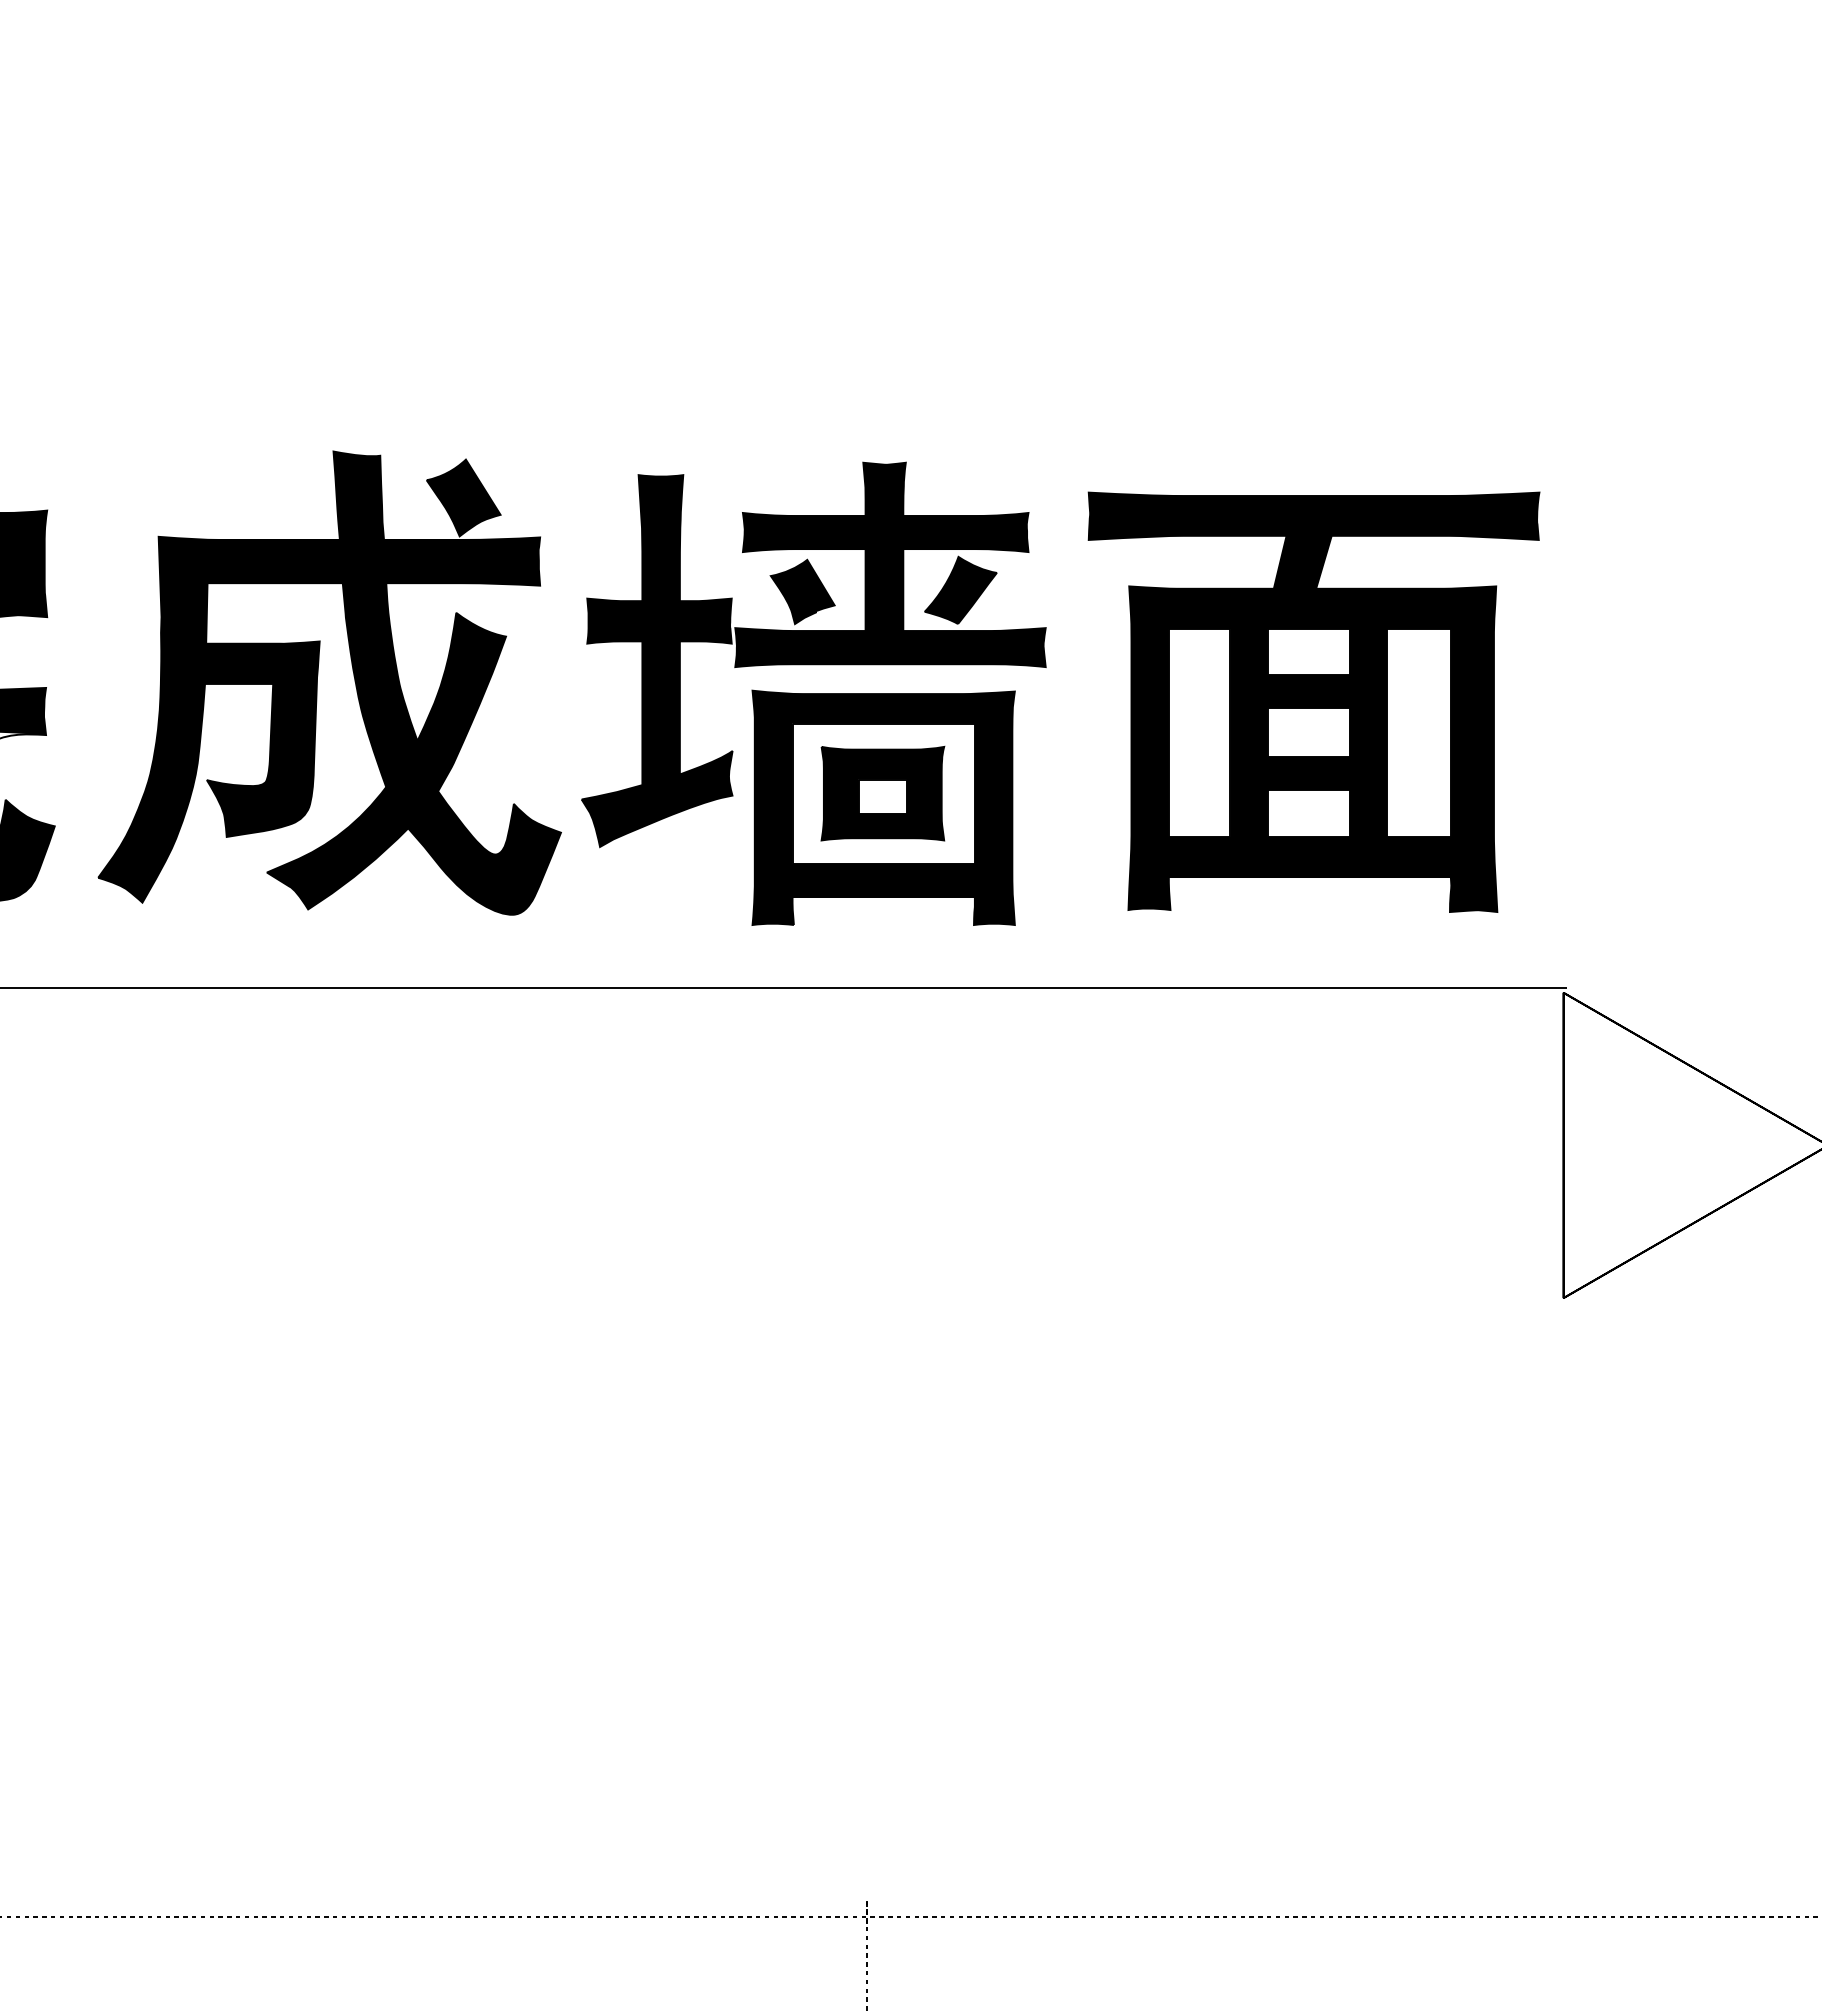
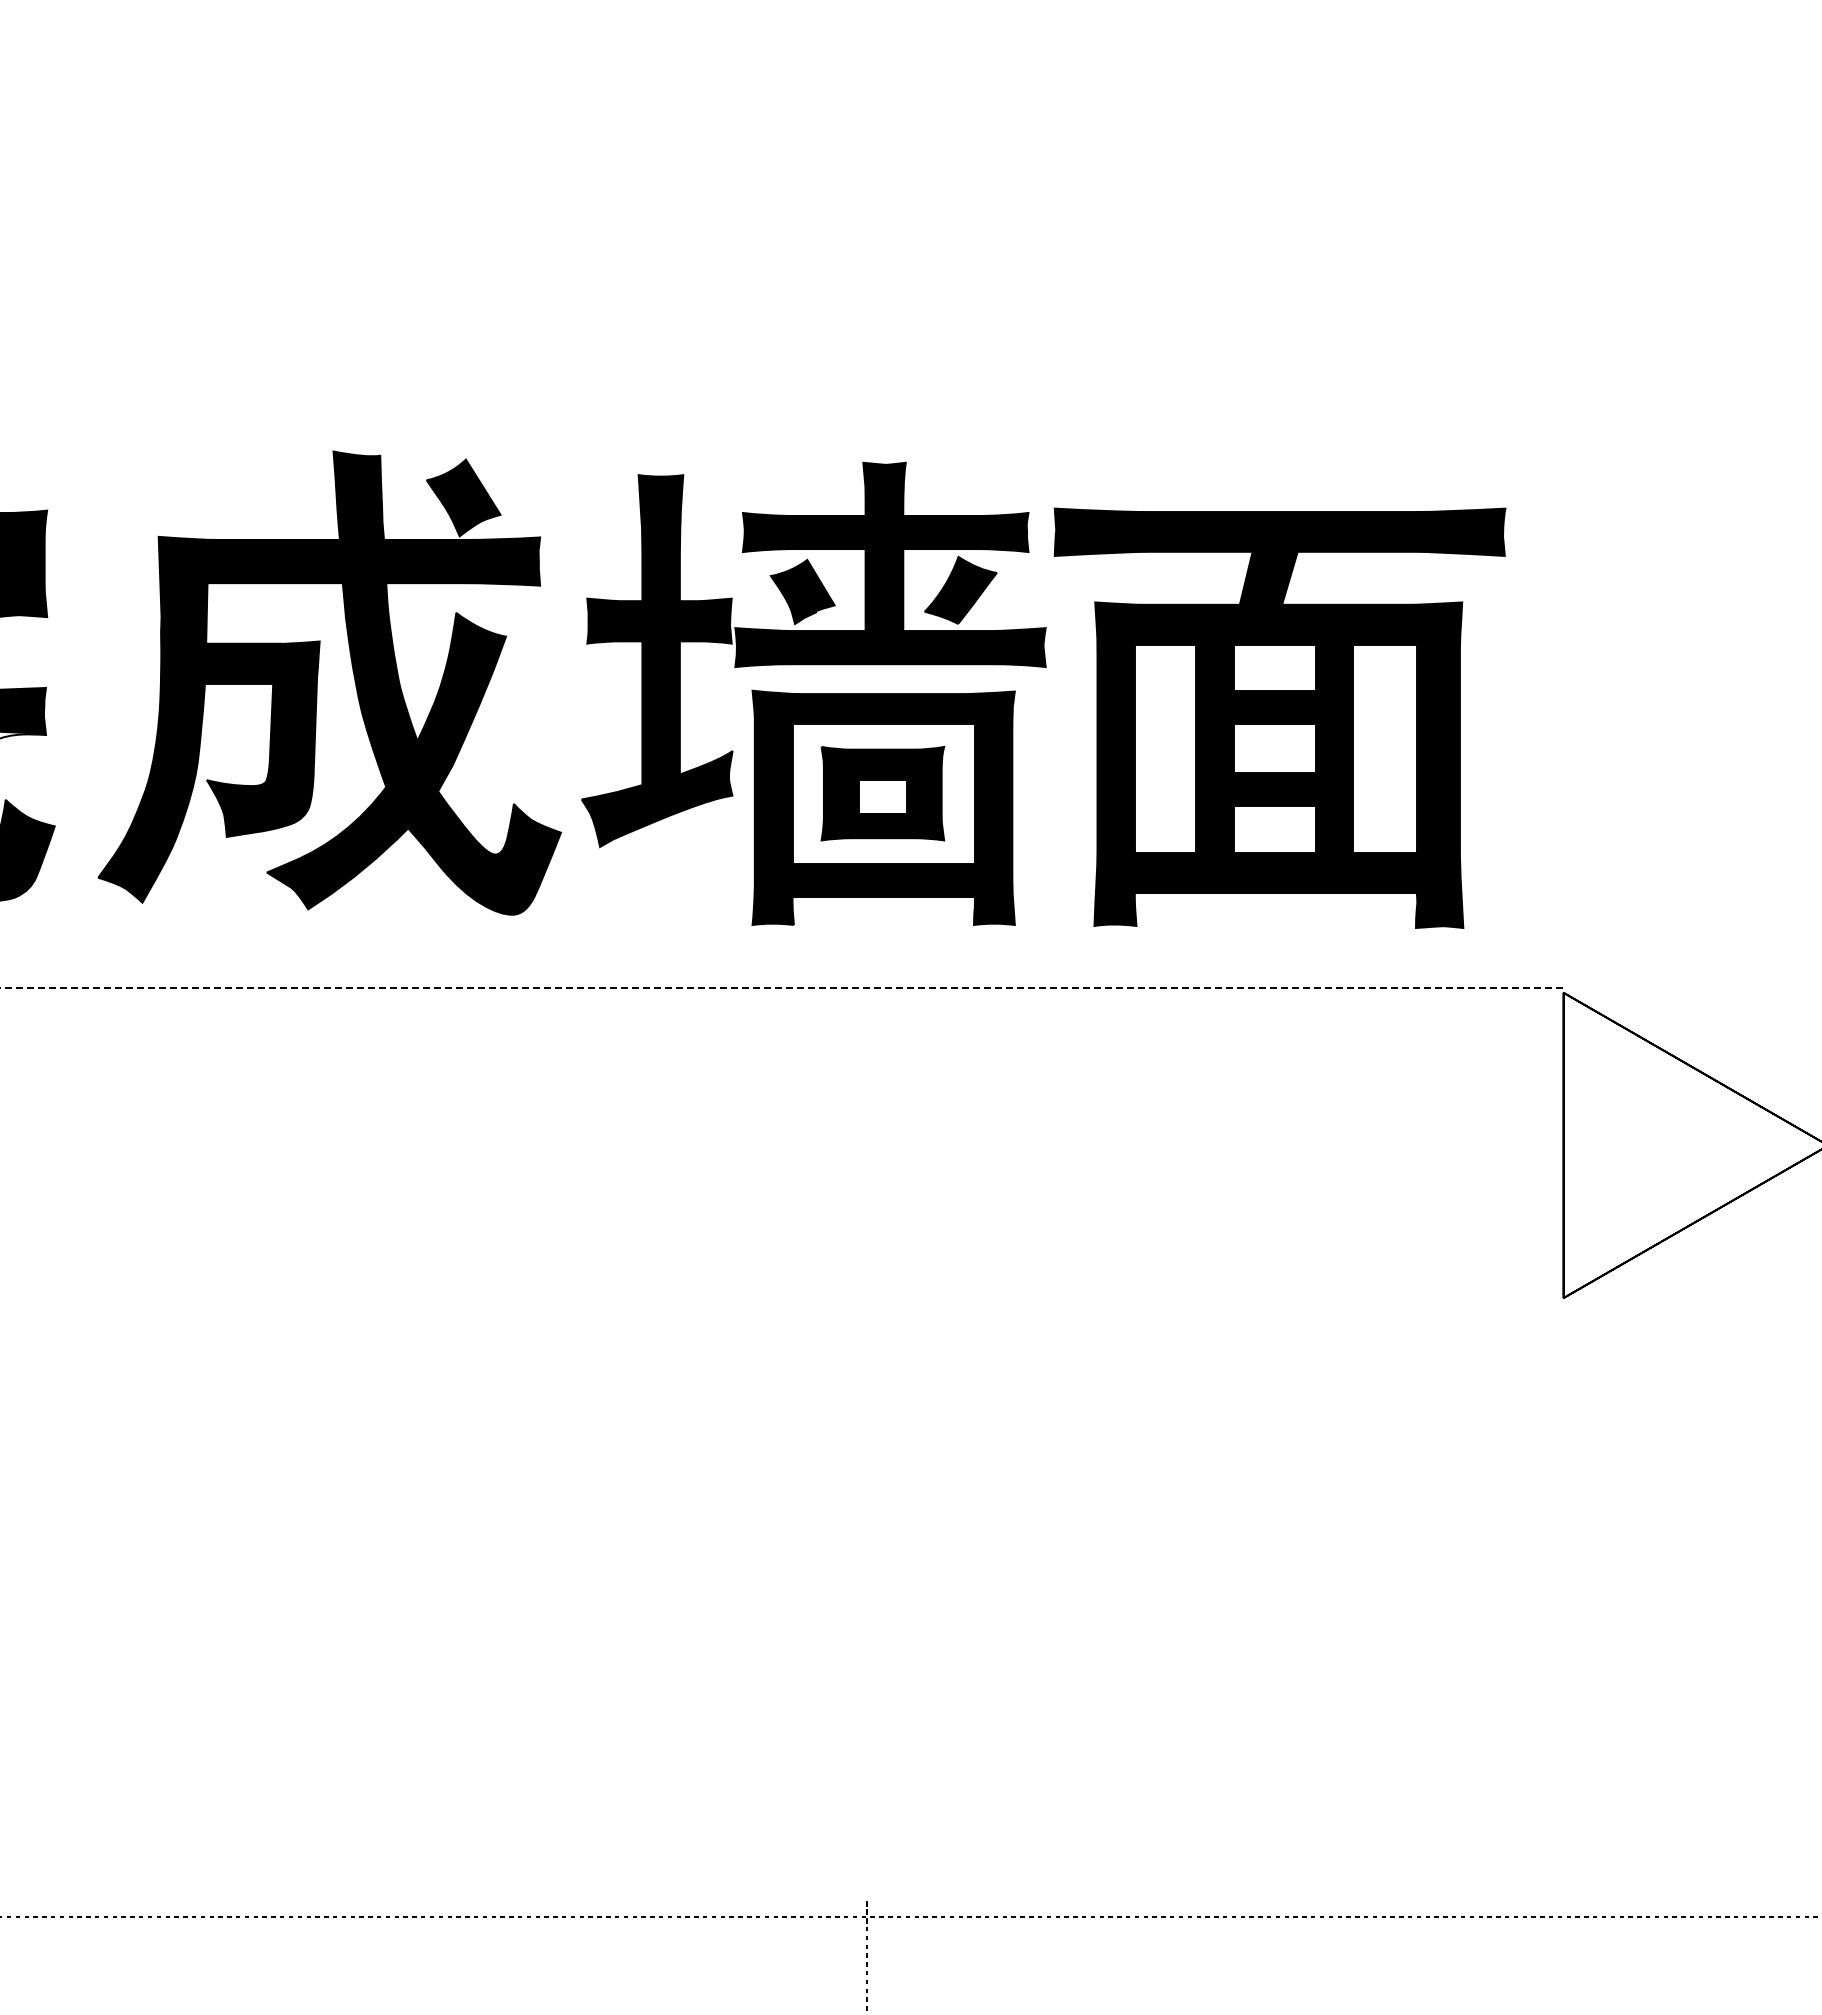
part position: (1313, 701) -> (1279, 717) (1279, 717)
line: solid -> dashed (783, 987)
